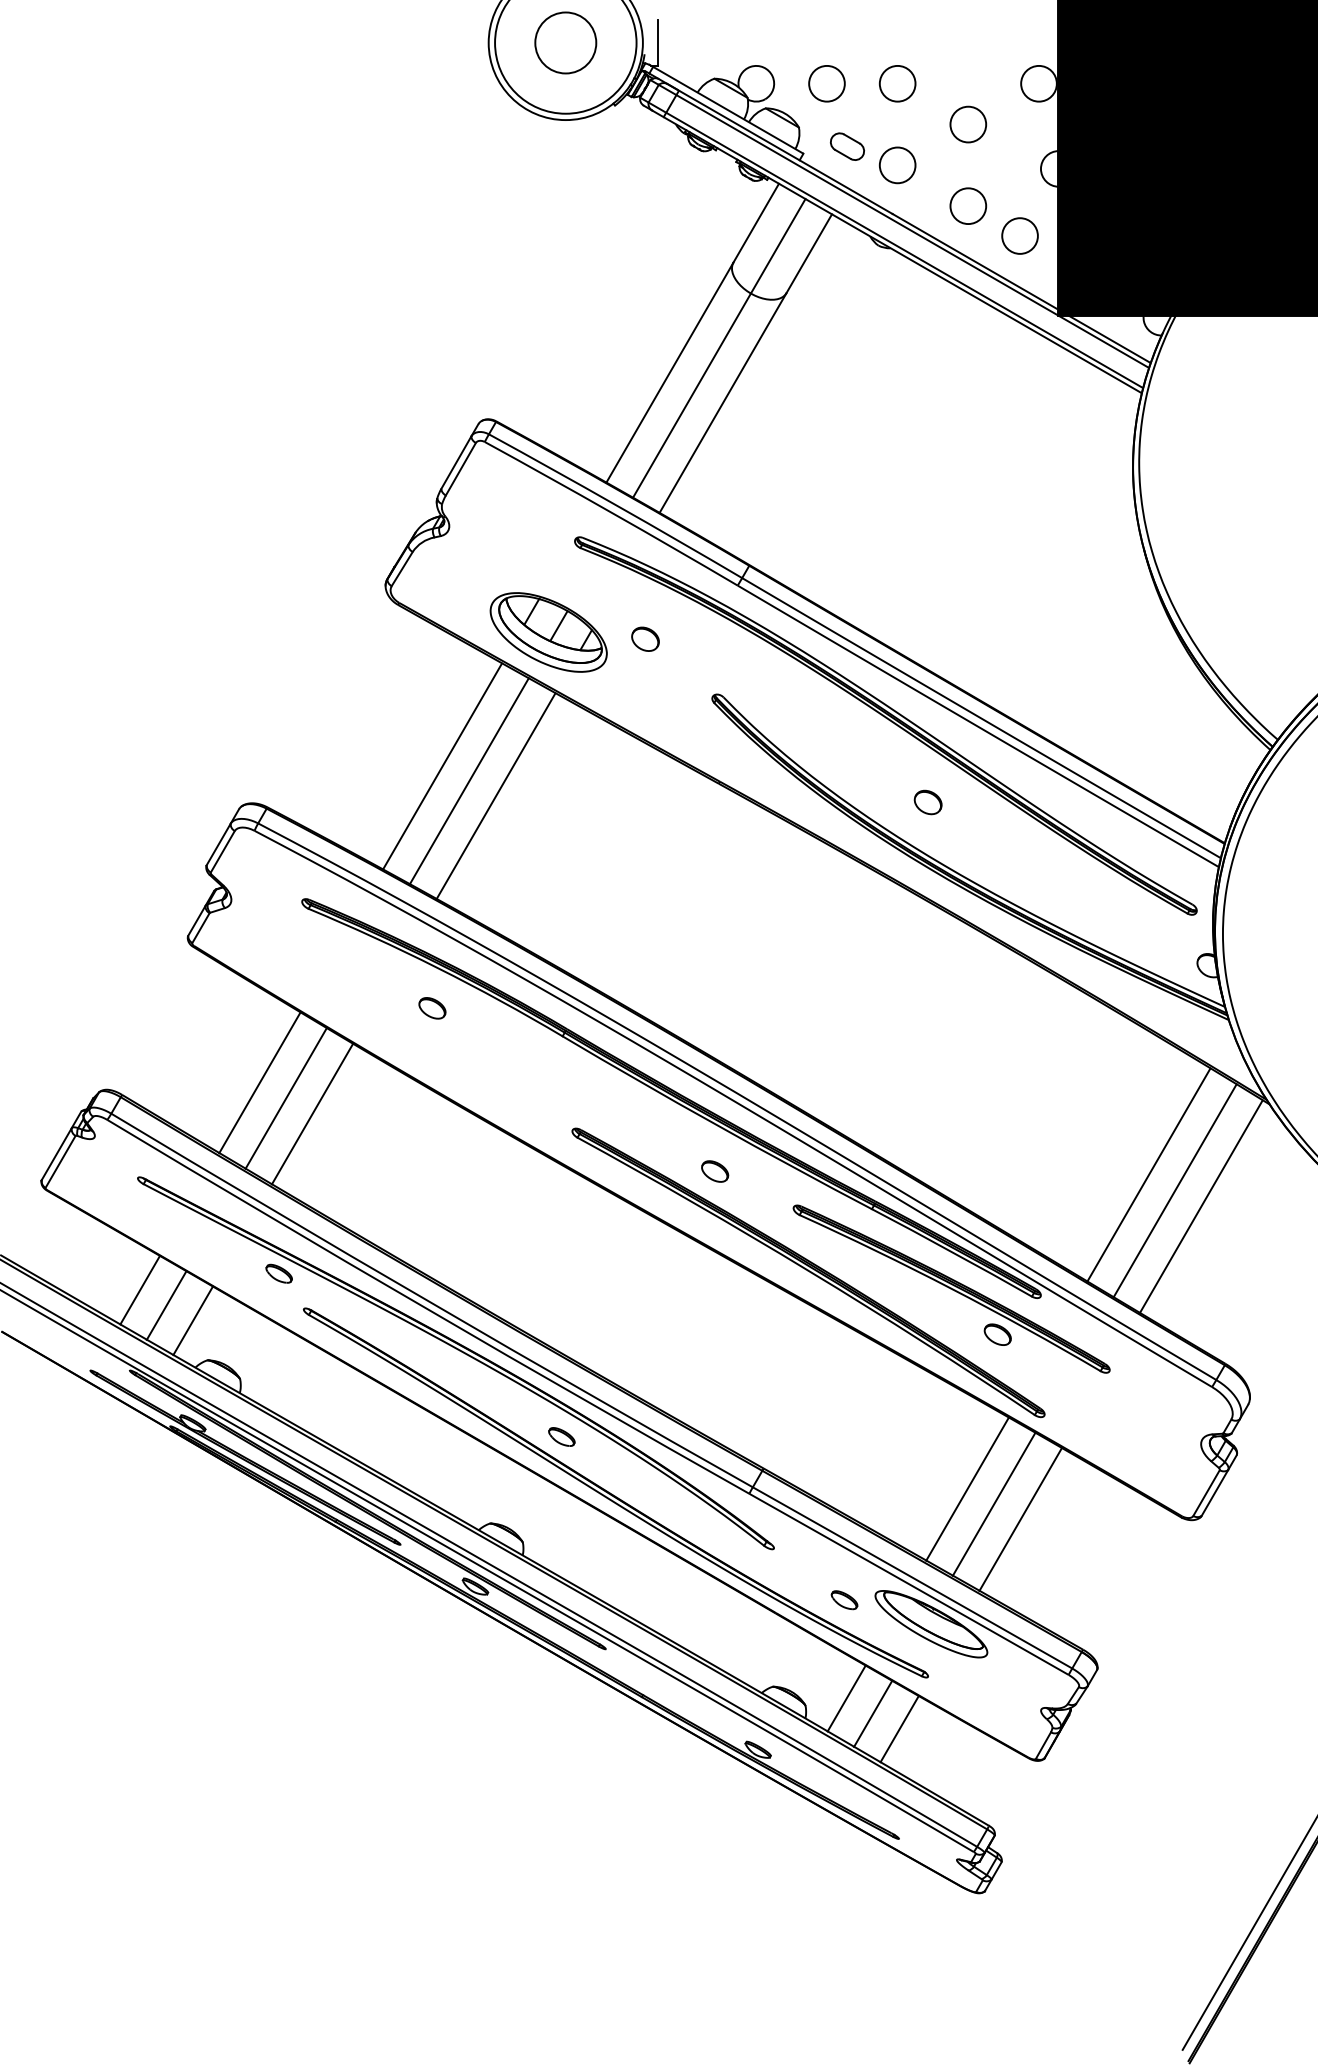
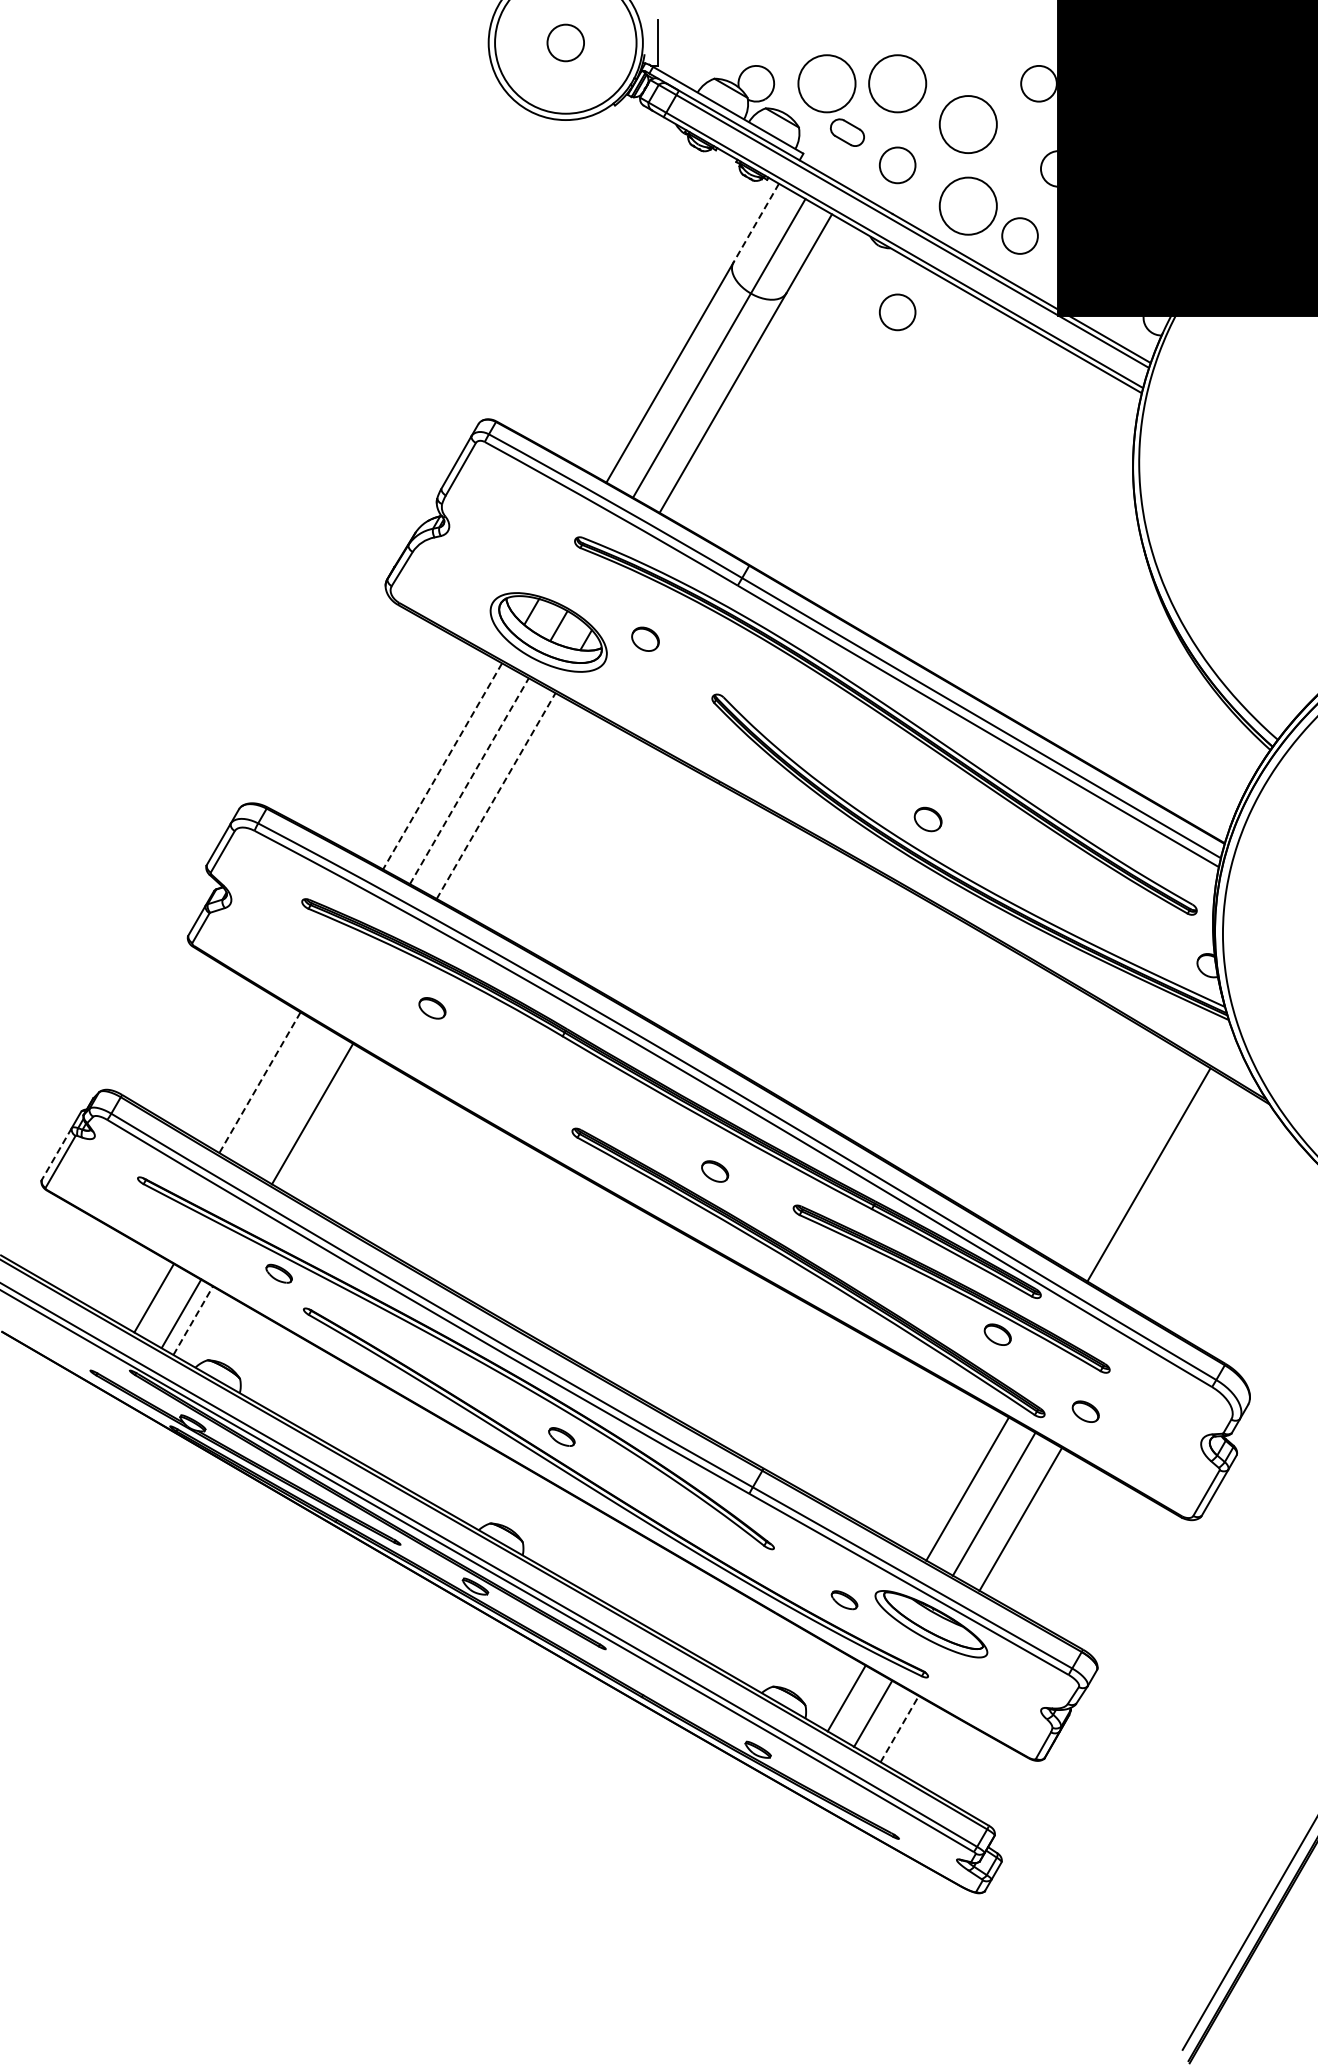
circle diameter: 61 px -> 37 px (565, 42)
circle diameter: 36 px -> 57 px (826, 83)
circle diameter: 36 px -> 57 px (897, 83)
circle diameter: 36 px -> 57 px (967, 124)
part position: (847, 146) -> (847, 132) (847, 132)
circle diameter: 36 px -> 57 px (967, 205)
line: solid -> dashed (756, 223)
circle: none -> present (897, 312)
line: solid -> dashed (442, 766)
line: solid -> dashed (469, 781)
line: solid -> dashed (496, 796)
part position: (927, 802) -> (927, 819) (927, 819)
line: solid -> dashed (259, 1083)
line: present -> none (285, 1098)
line: solid -> dashed (56, 1154)
line: present -> none (1174, 1190)
line: present -> none (1200, 1206)
line position: (139, 1289) -> (153, 1297) (153, 1297)
line position: (166, 1305) -> (181, 1313) (181, 1313)
line: solid -> dashed (193, 1320)
part: none -> present (1085, 1411)
line: solid -> dashed (899, 1728)
